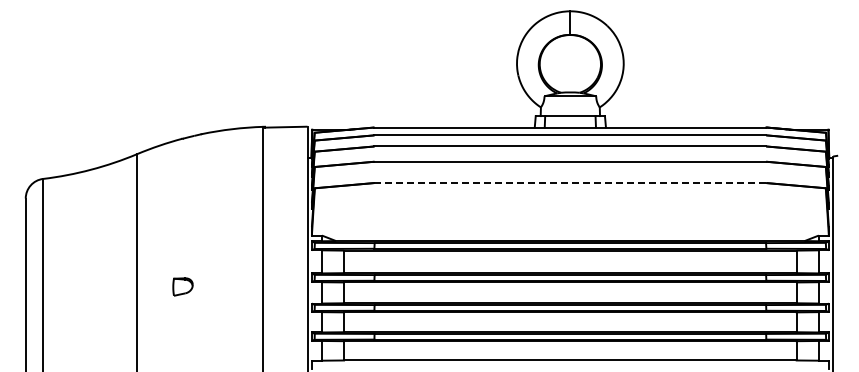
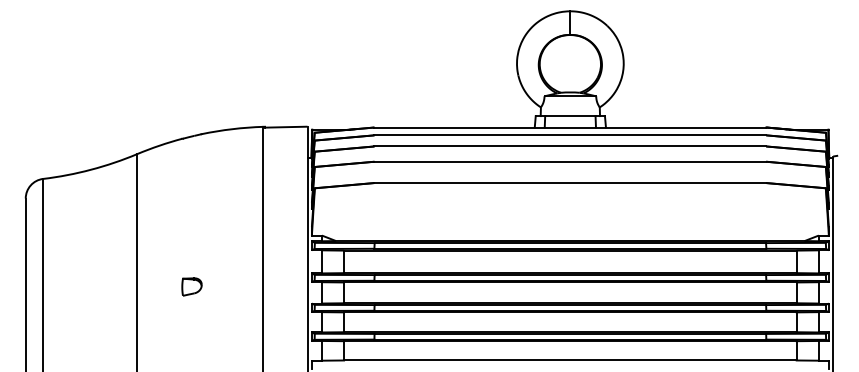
line: dashed -> solid (569, 183)
part position: (182, 286) -> (191, 286) (191, 286)
